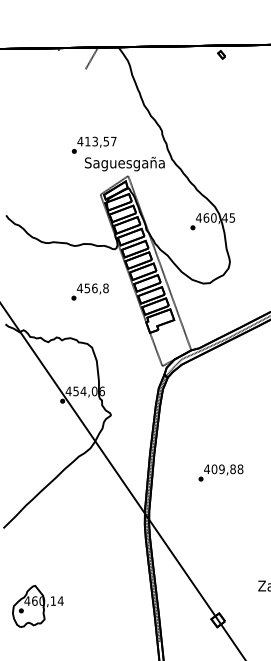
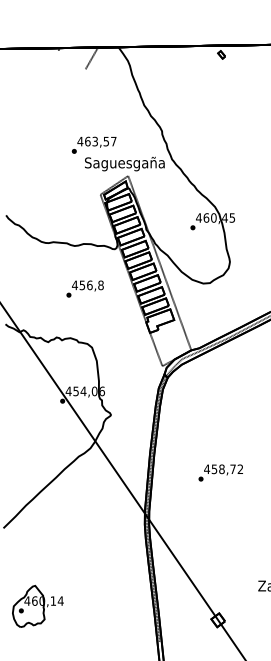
text: 413,57 -> 463,57 (87, 141)
text position: (89, 291) -> (84, 288) (84, 288)
text: 409,88 -> 458,72 (227, 469)
